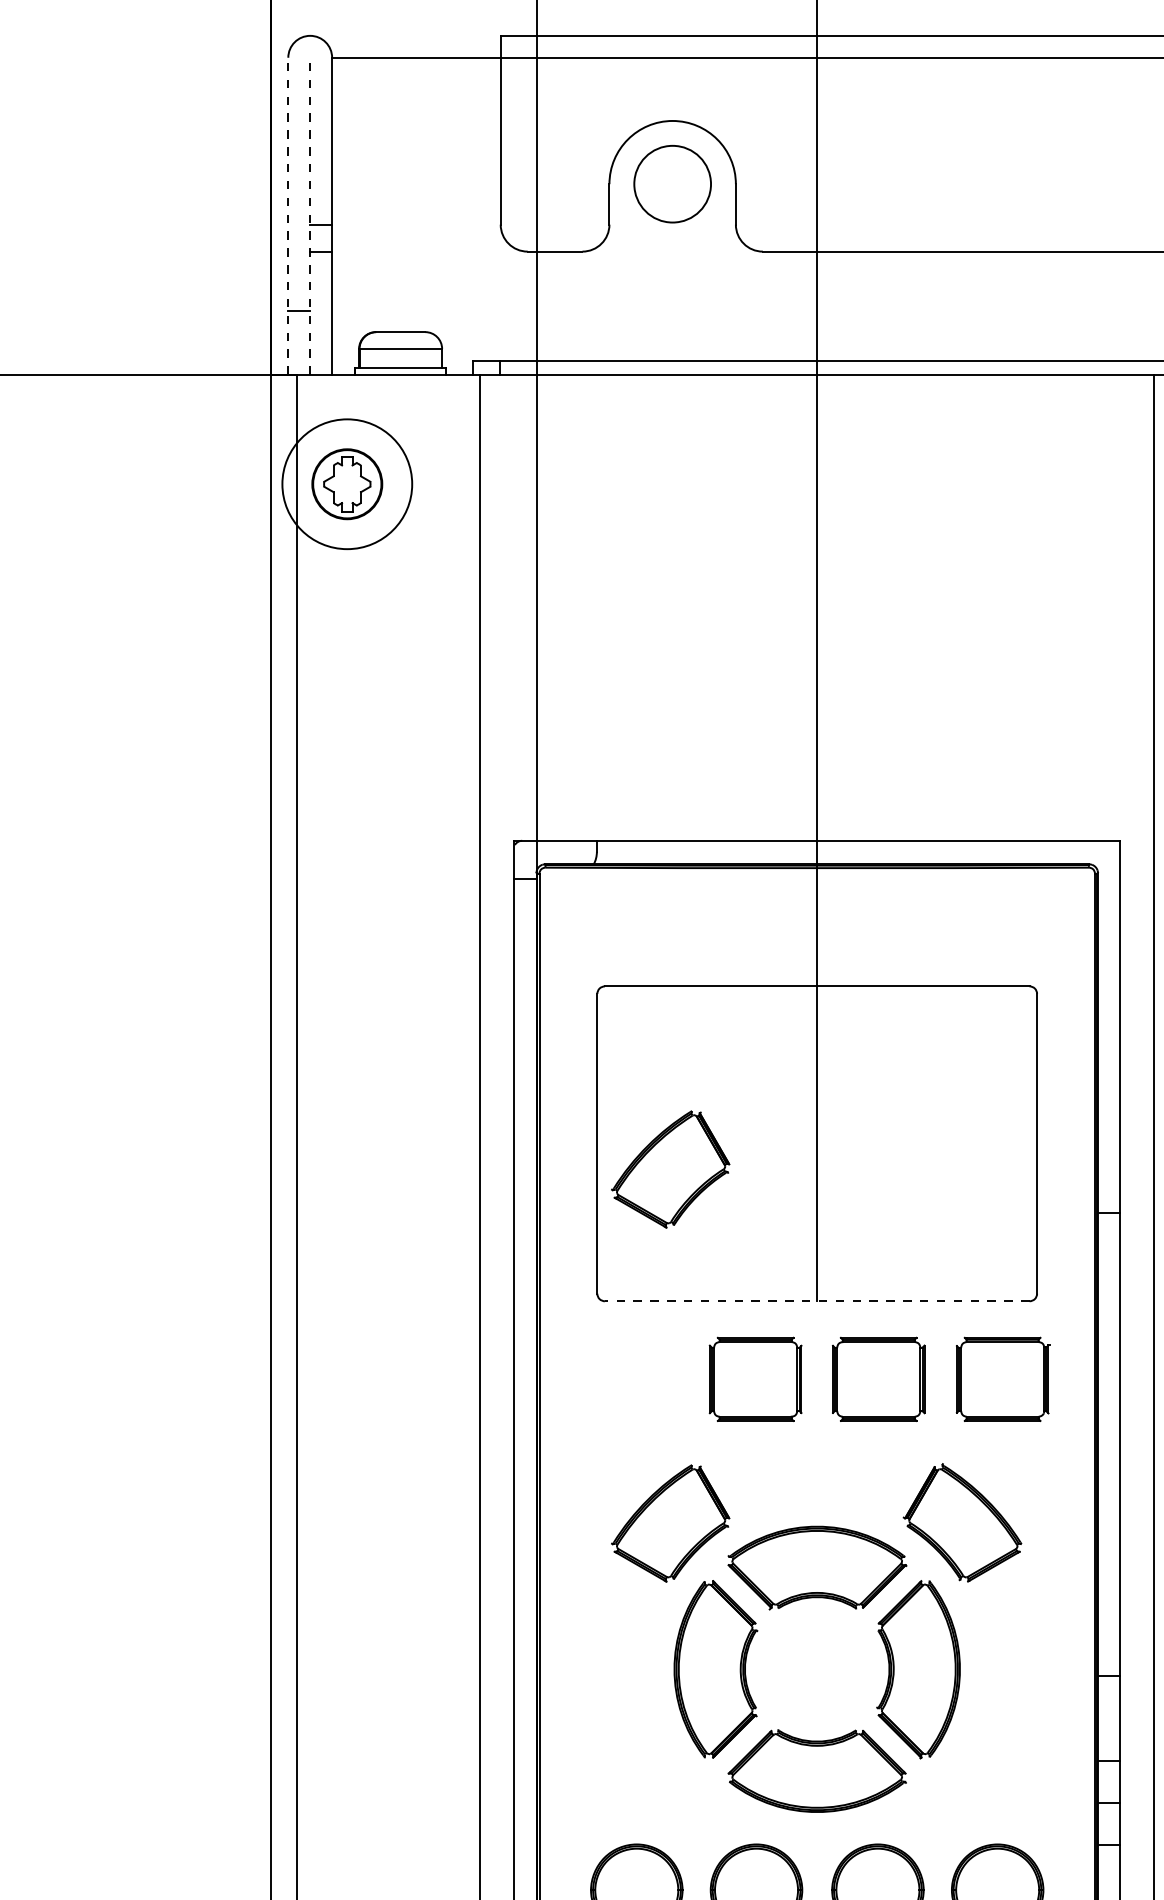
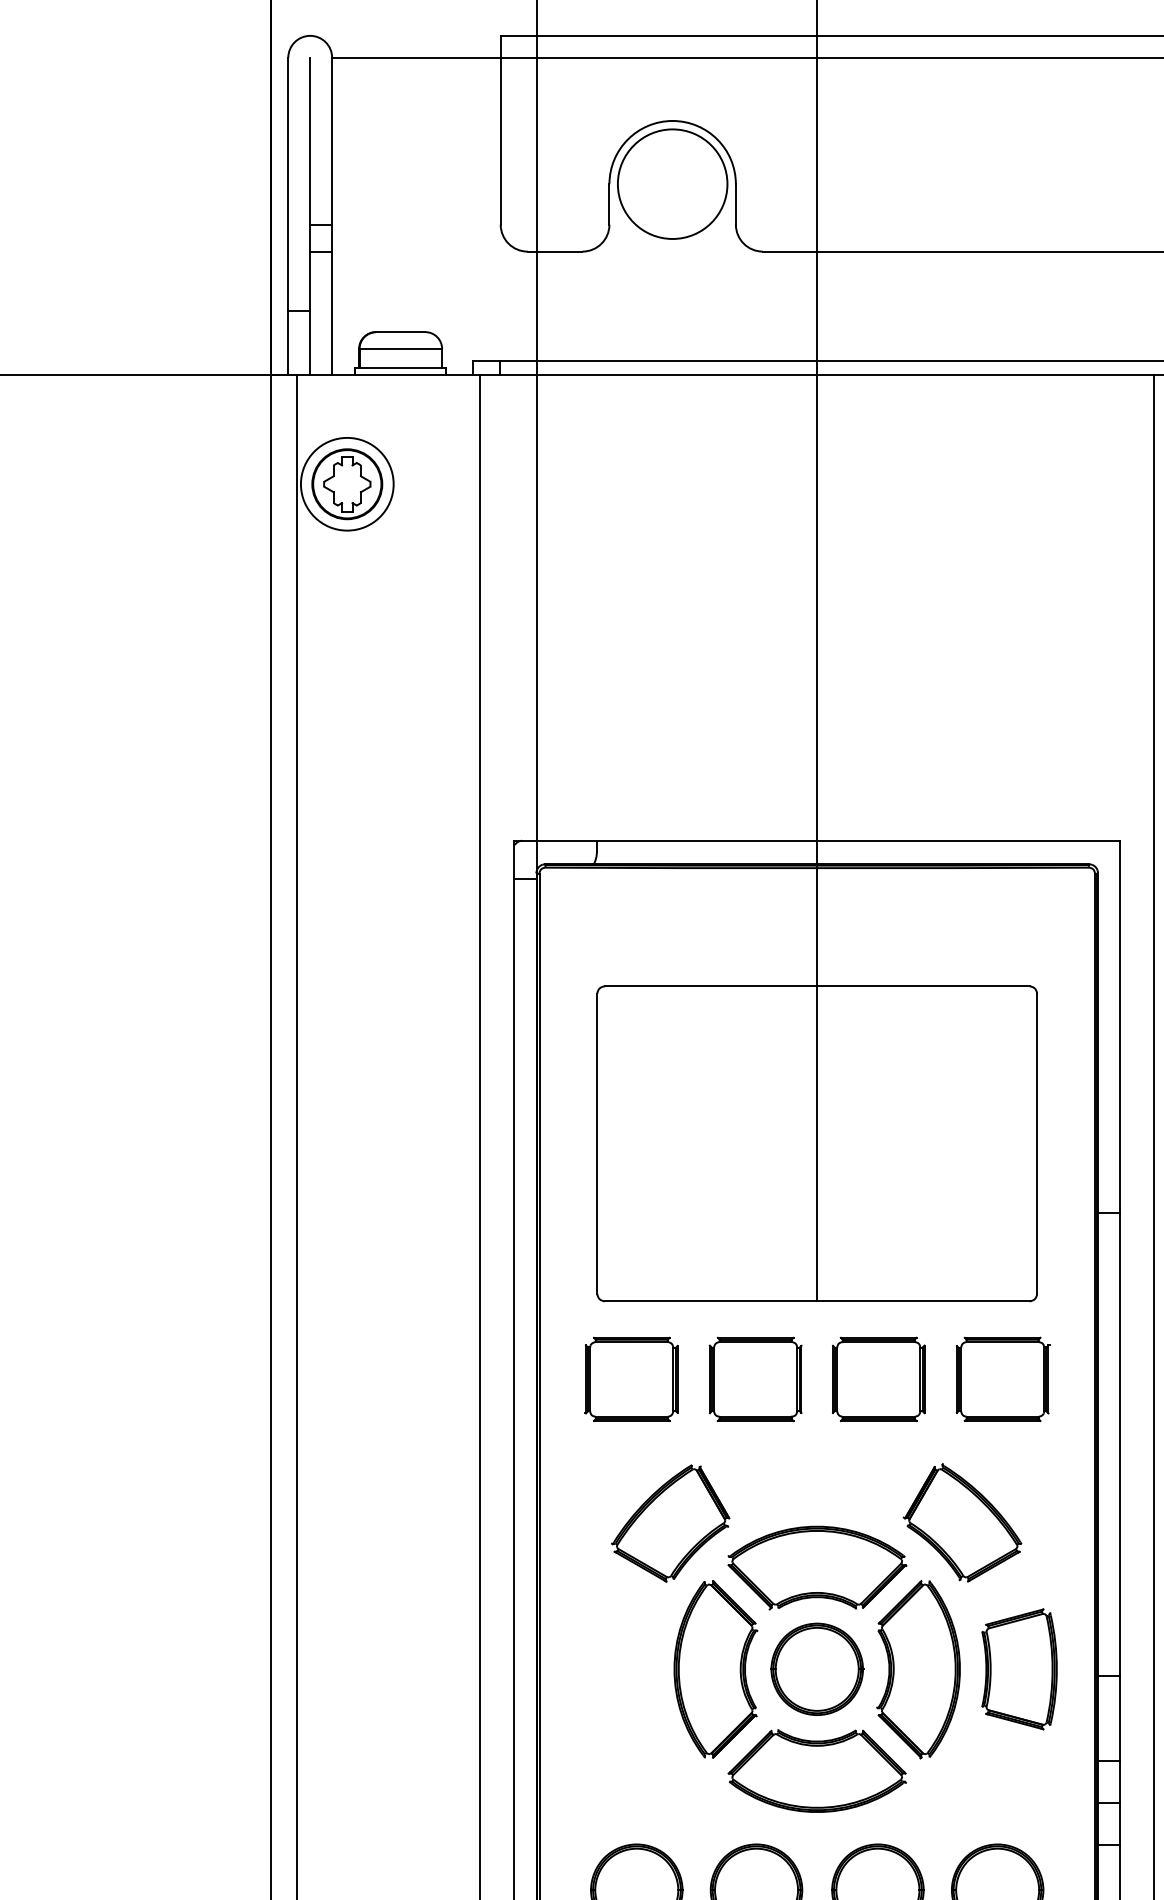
circle diameter: 77 px -> 110 px (672, 183)
line: dashed -> solid (288, 215)
line: dashed -> solid (310, 215)
circle diameter: 130 px -> 93 px (346, 483)
part: present -> none (670, 1169)
line: dashed -> solid (816, 1301)
part: none -> present (631, 1378)
part: none -> present (817, 1668)
part: none -> present (1019, 1669)
